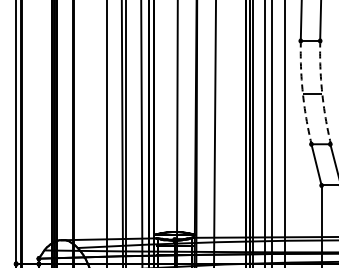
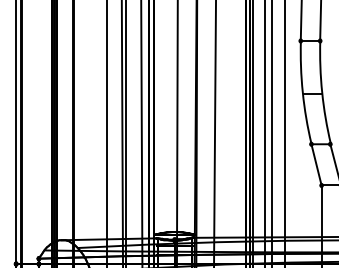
arc: dashed -> solid (302, 92)
arc: dashed -> solid (322, 92)
